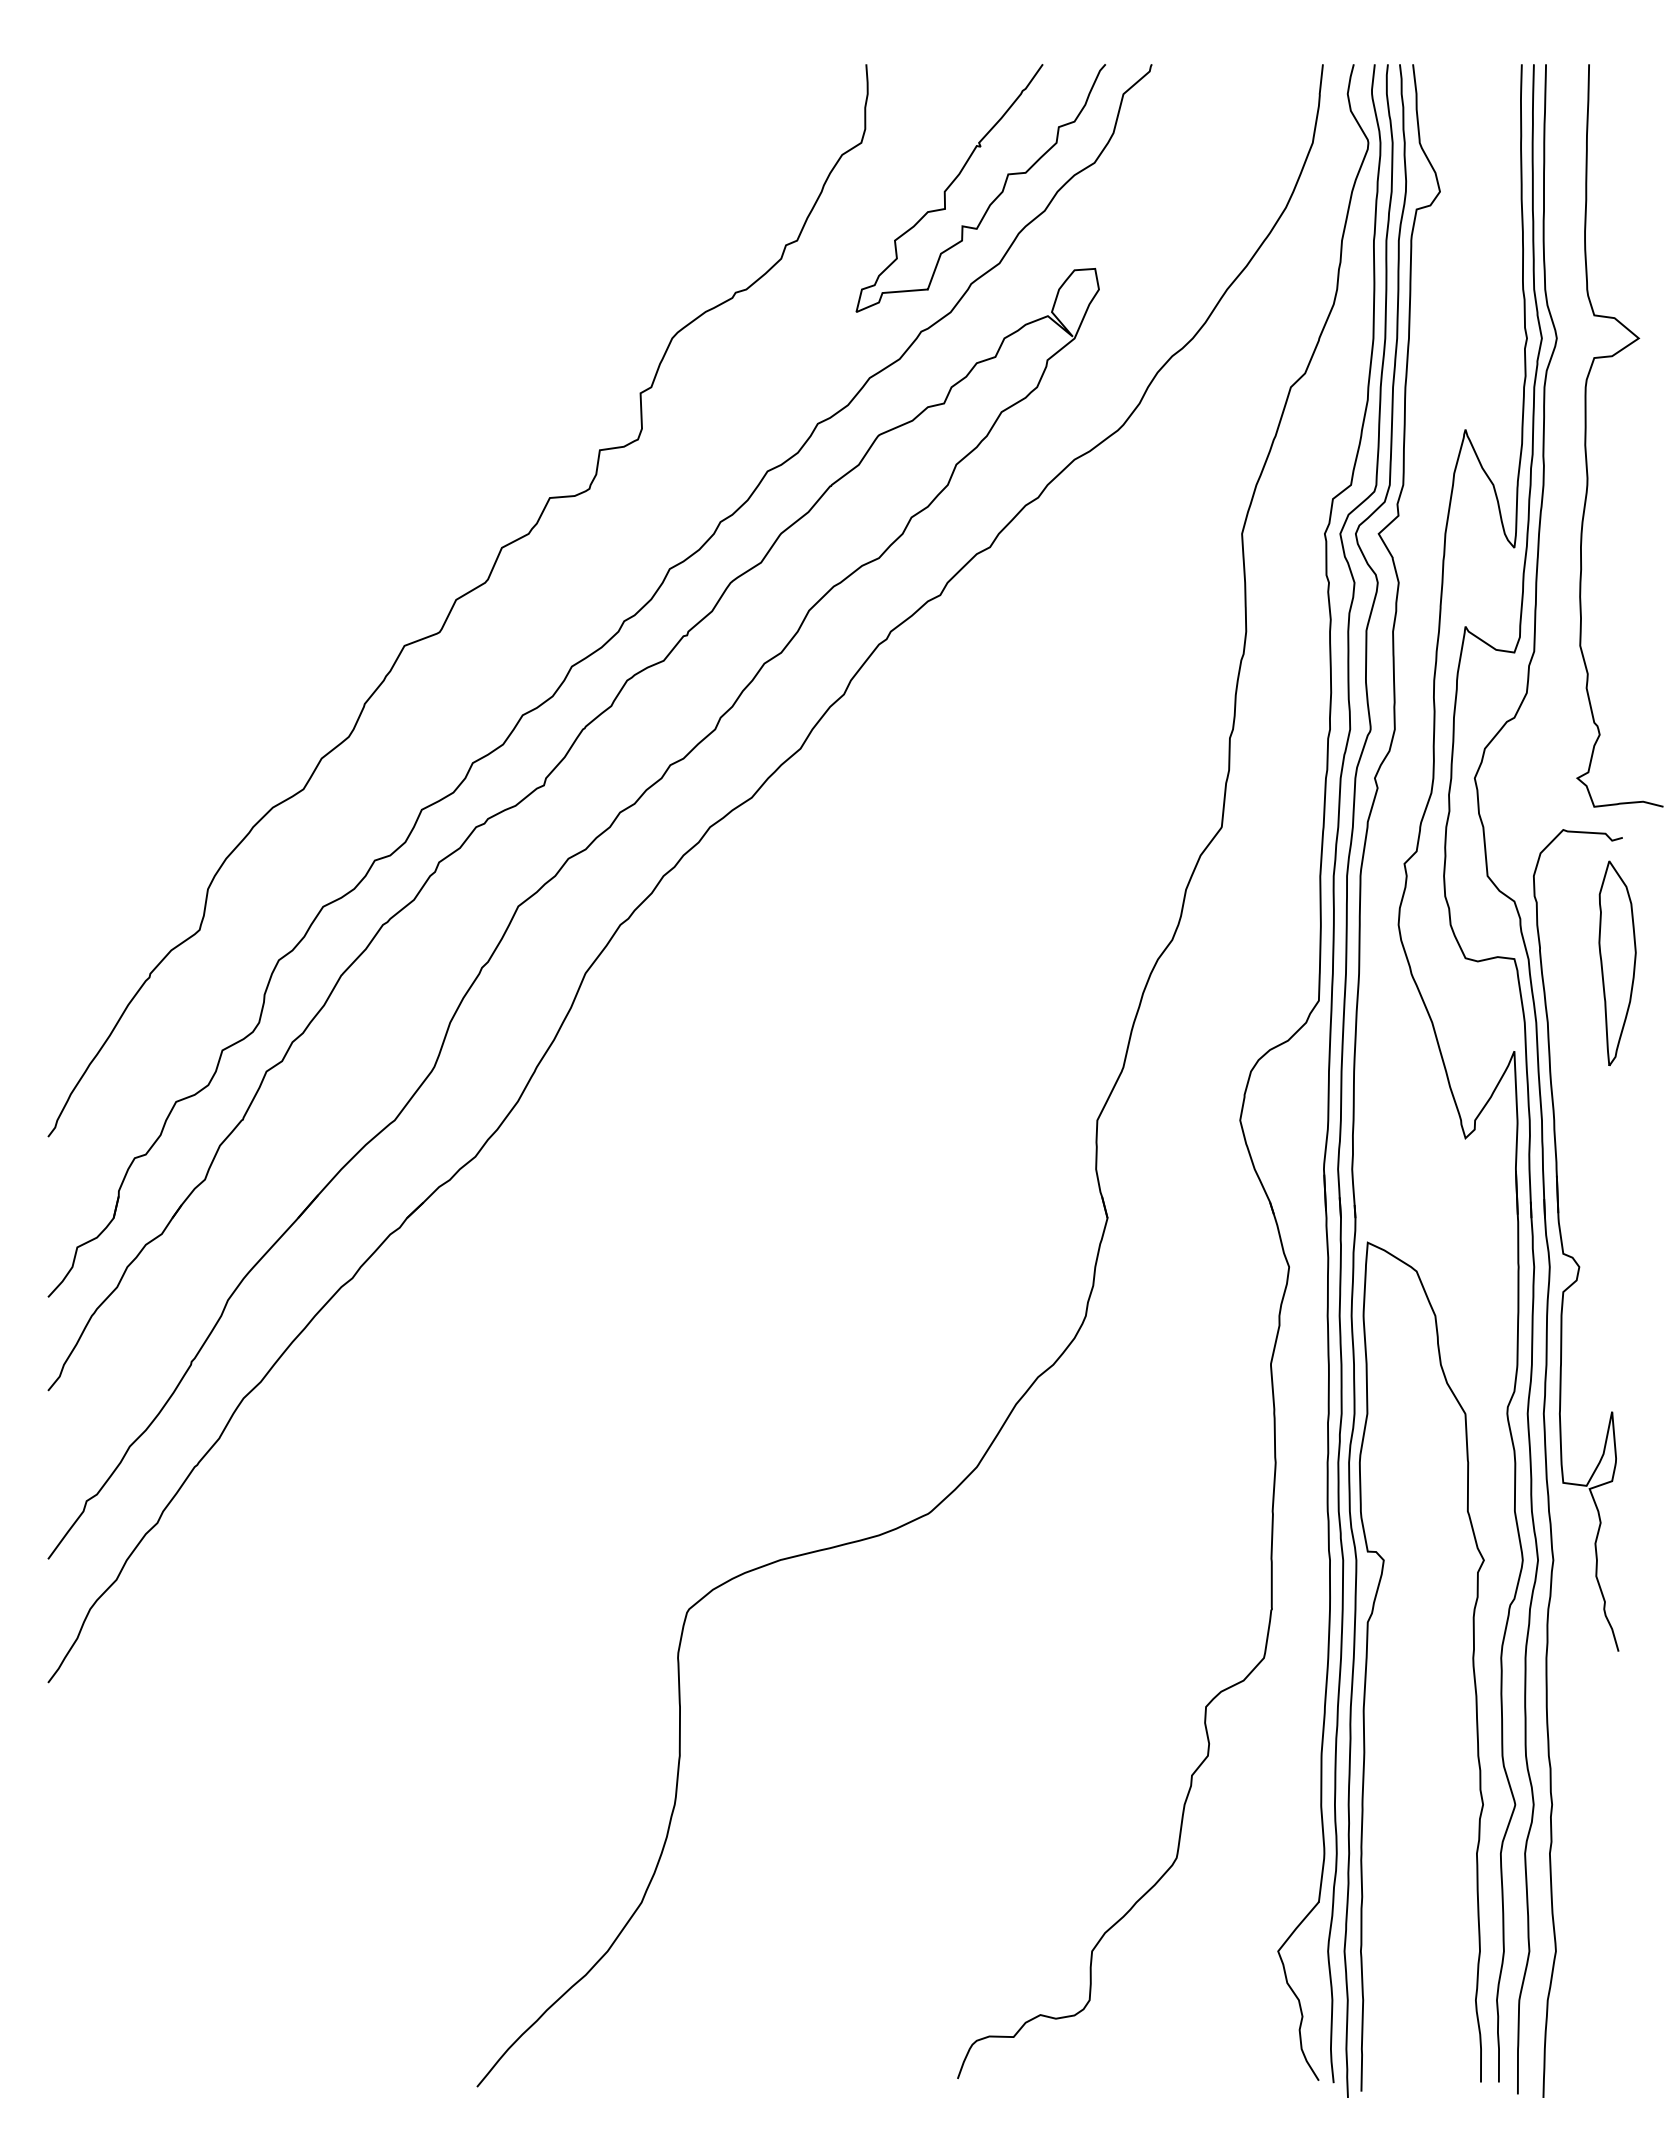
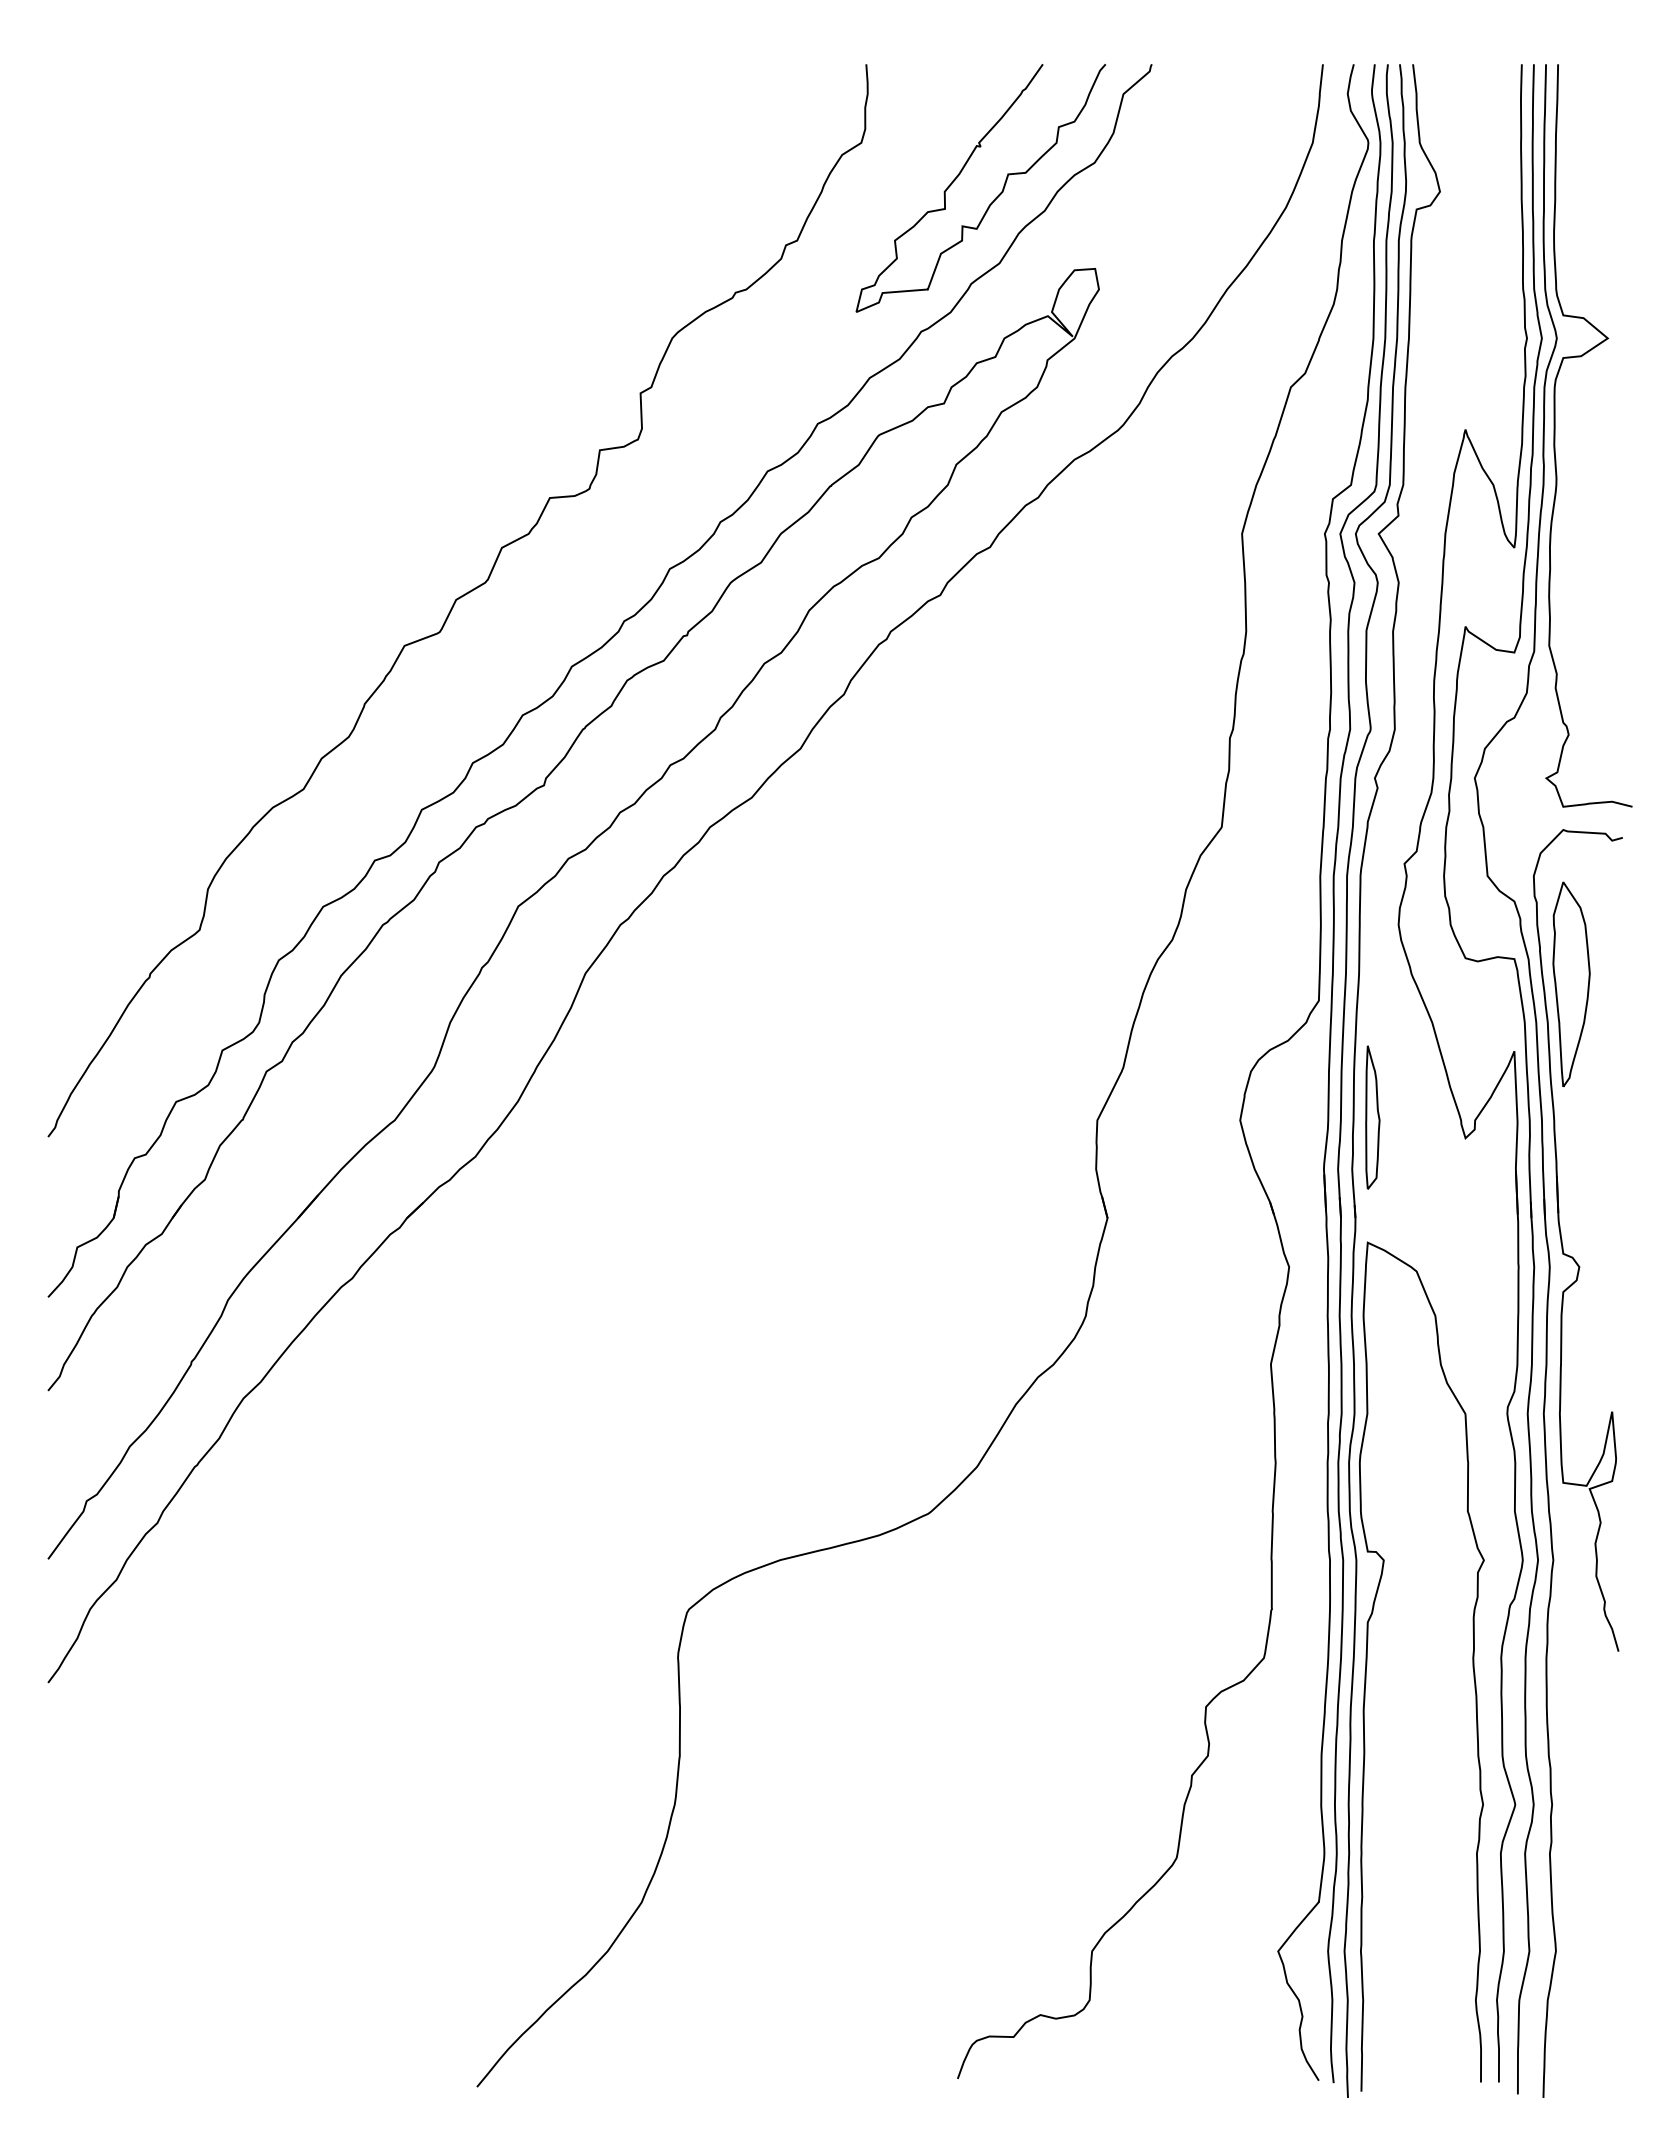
curve position: (1586, 435) -> (1555, 435) (1555, 435)
part position: (1617, 962) -> (1571, 983) (1571, 983)
part: none -> present (1372, 1117)
